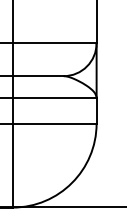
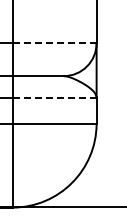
line: solid -> dashed (54, 43)
line: solid -> dashed (54, 98)
